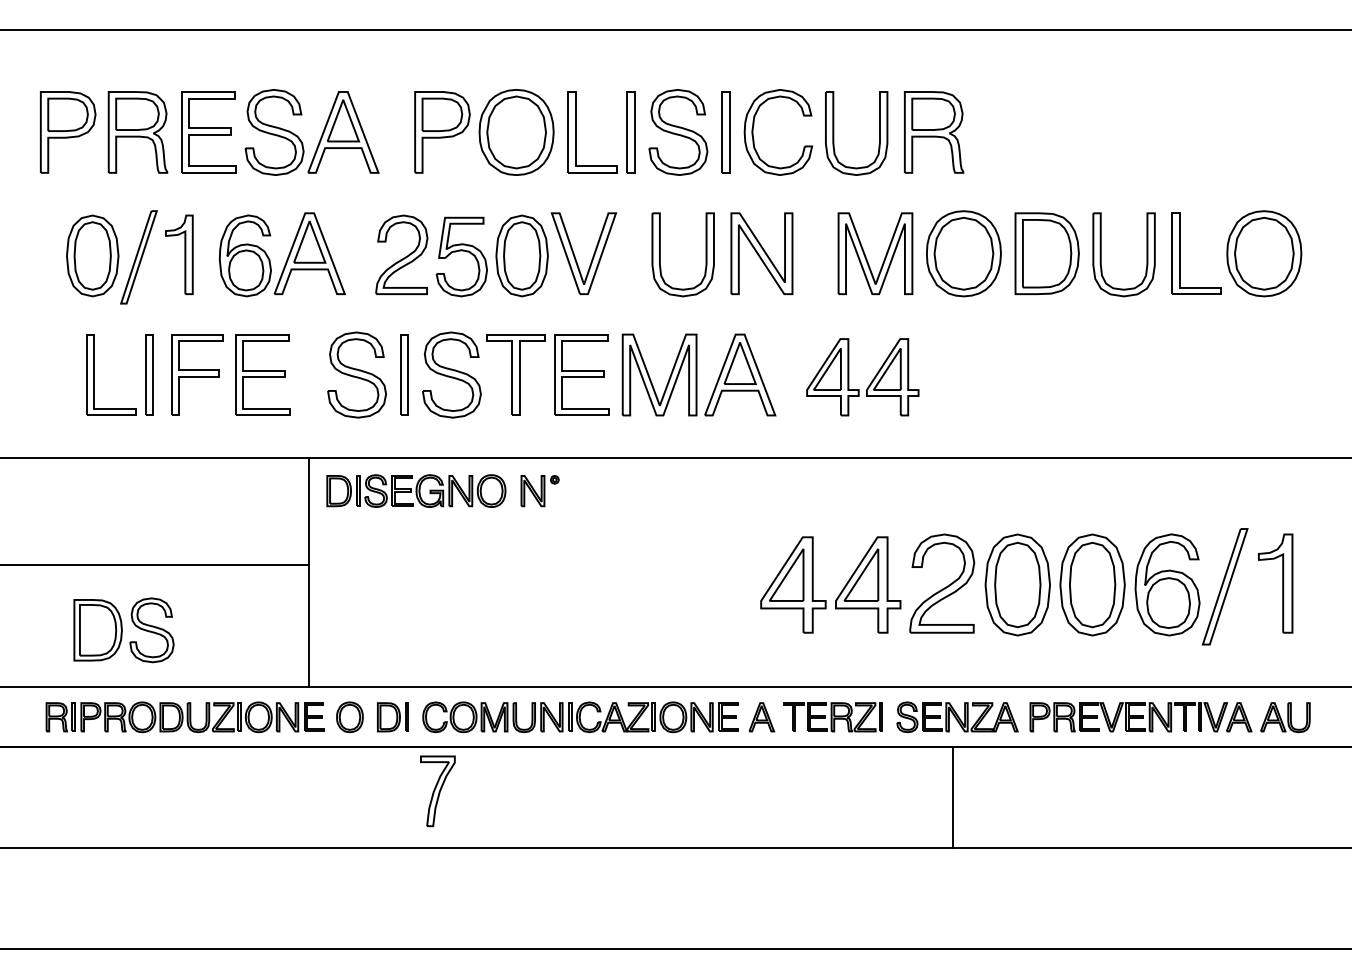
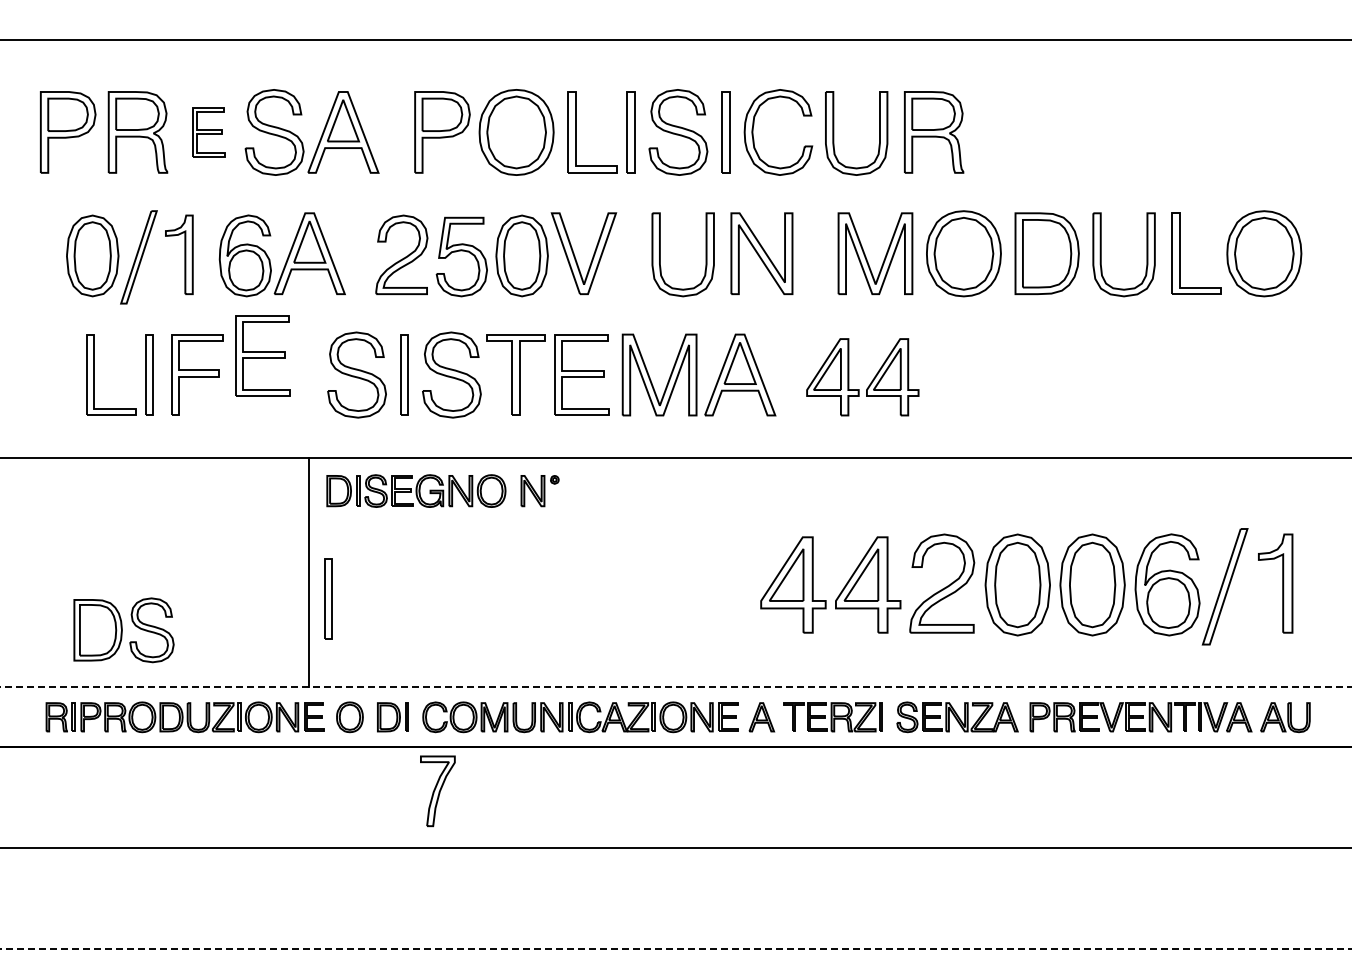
line position: (675, 29) -> (675, 39) (675, 39)
part size: 56x83 px -> 34x51 px (208, 132)
part position: (262, 374) -> (262, 355) (262, 355)
line: present -> none (155, 565)
part: none -> present (328, 598)
line: solid -> dashed (676, 686)
line: present -> none (953, 797)
line: solid -> dashed (675, 949)
